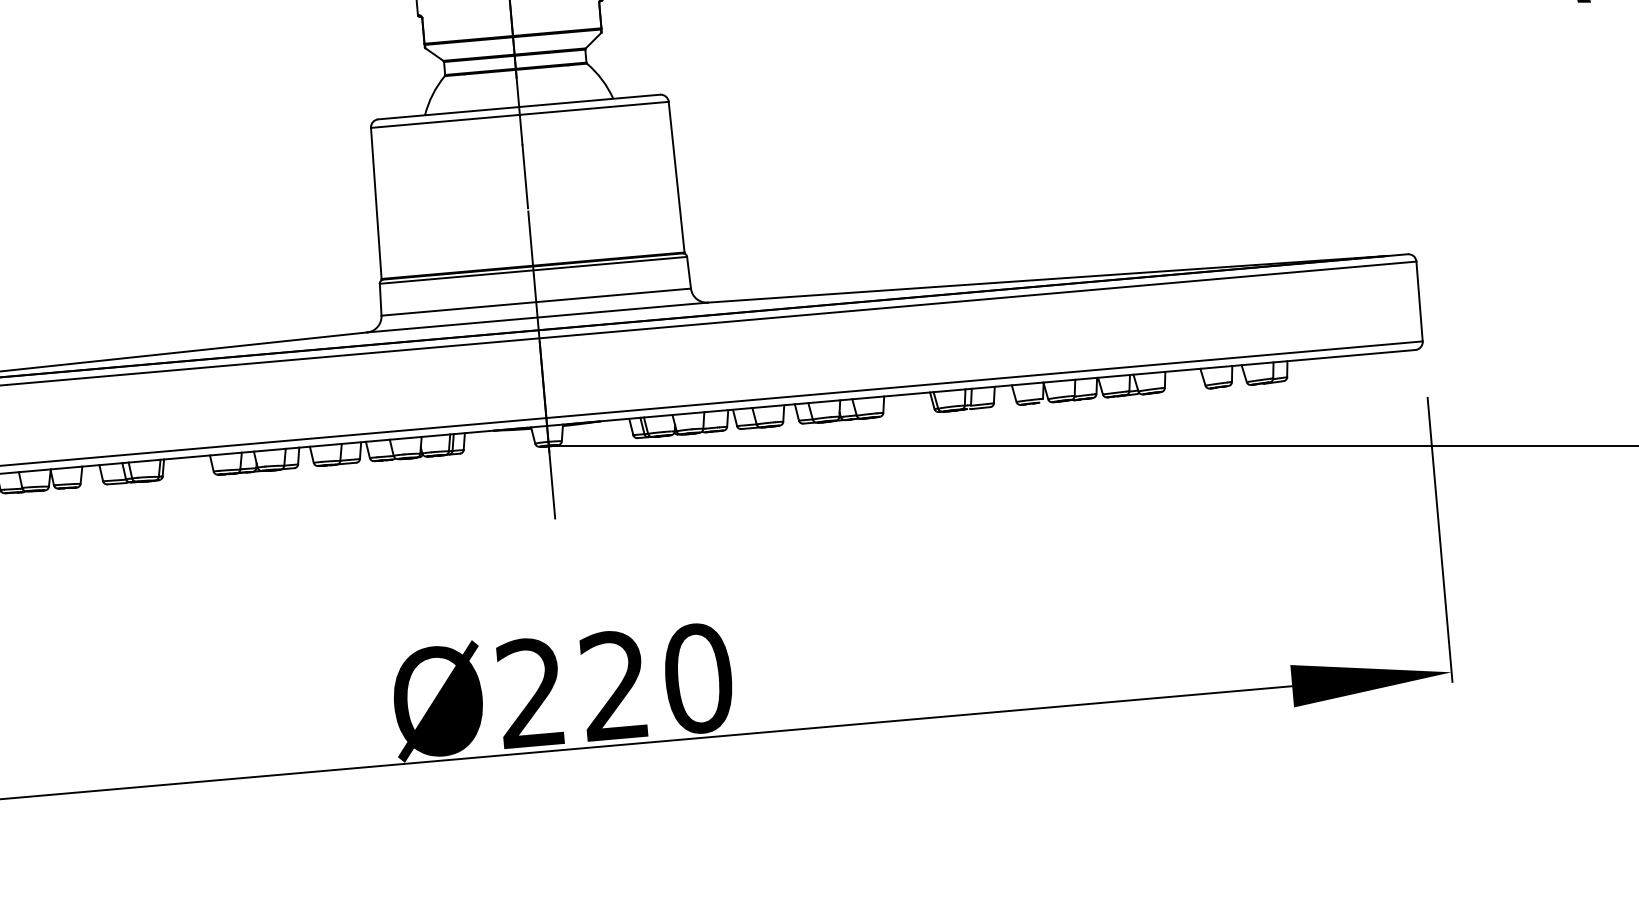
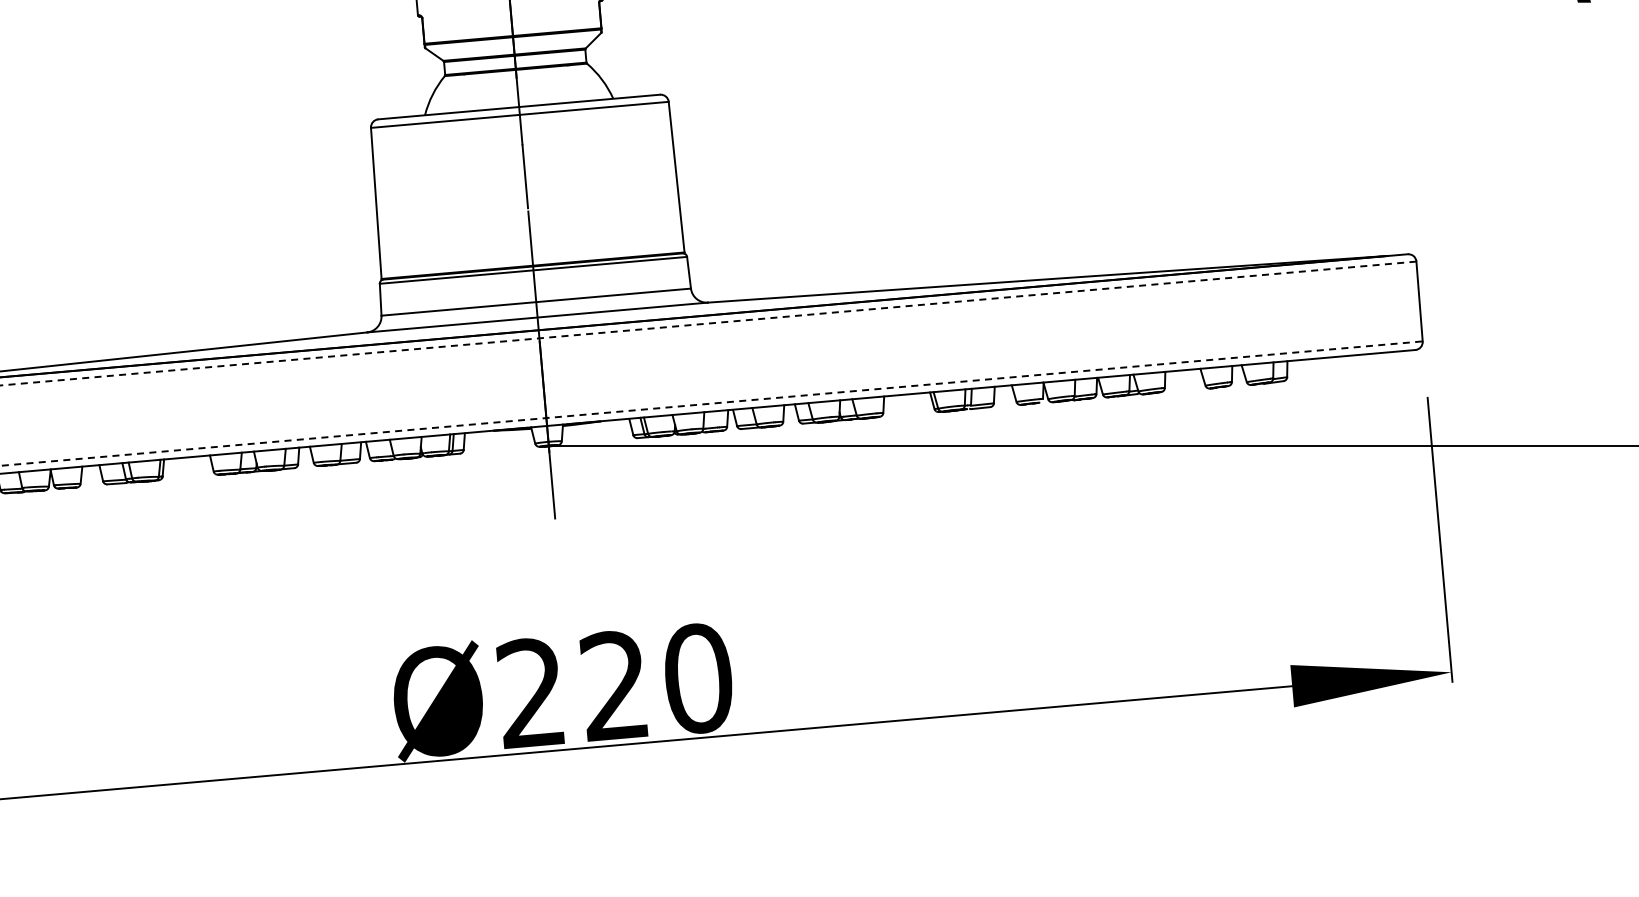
line: solid -> dashed (708, 323)
line: solid -> dashed (711, 403)
